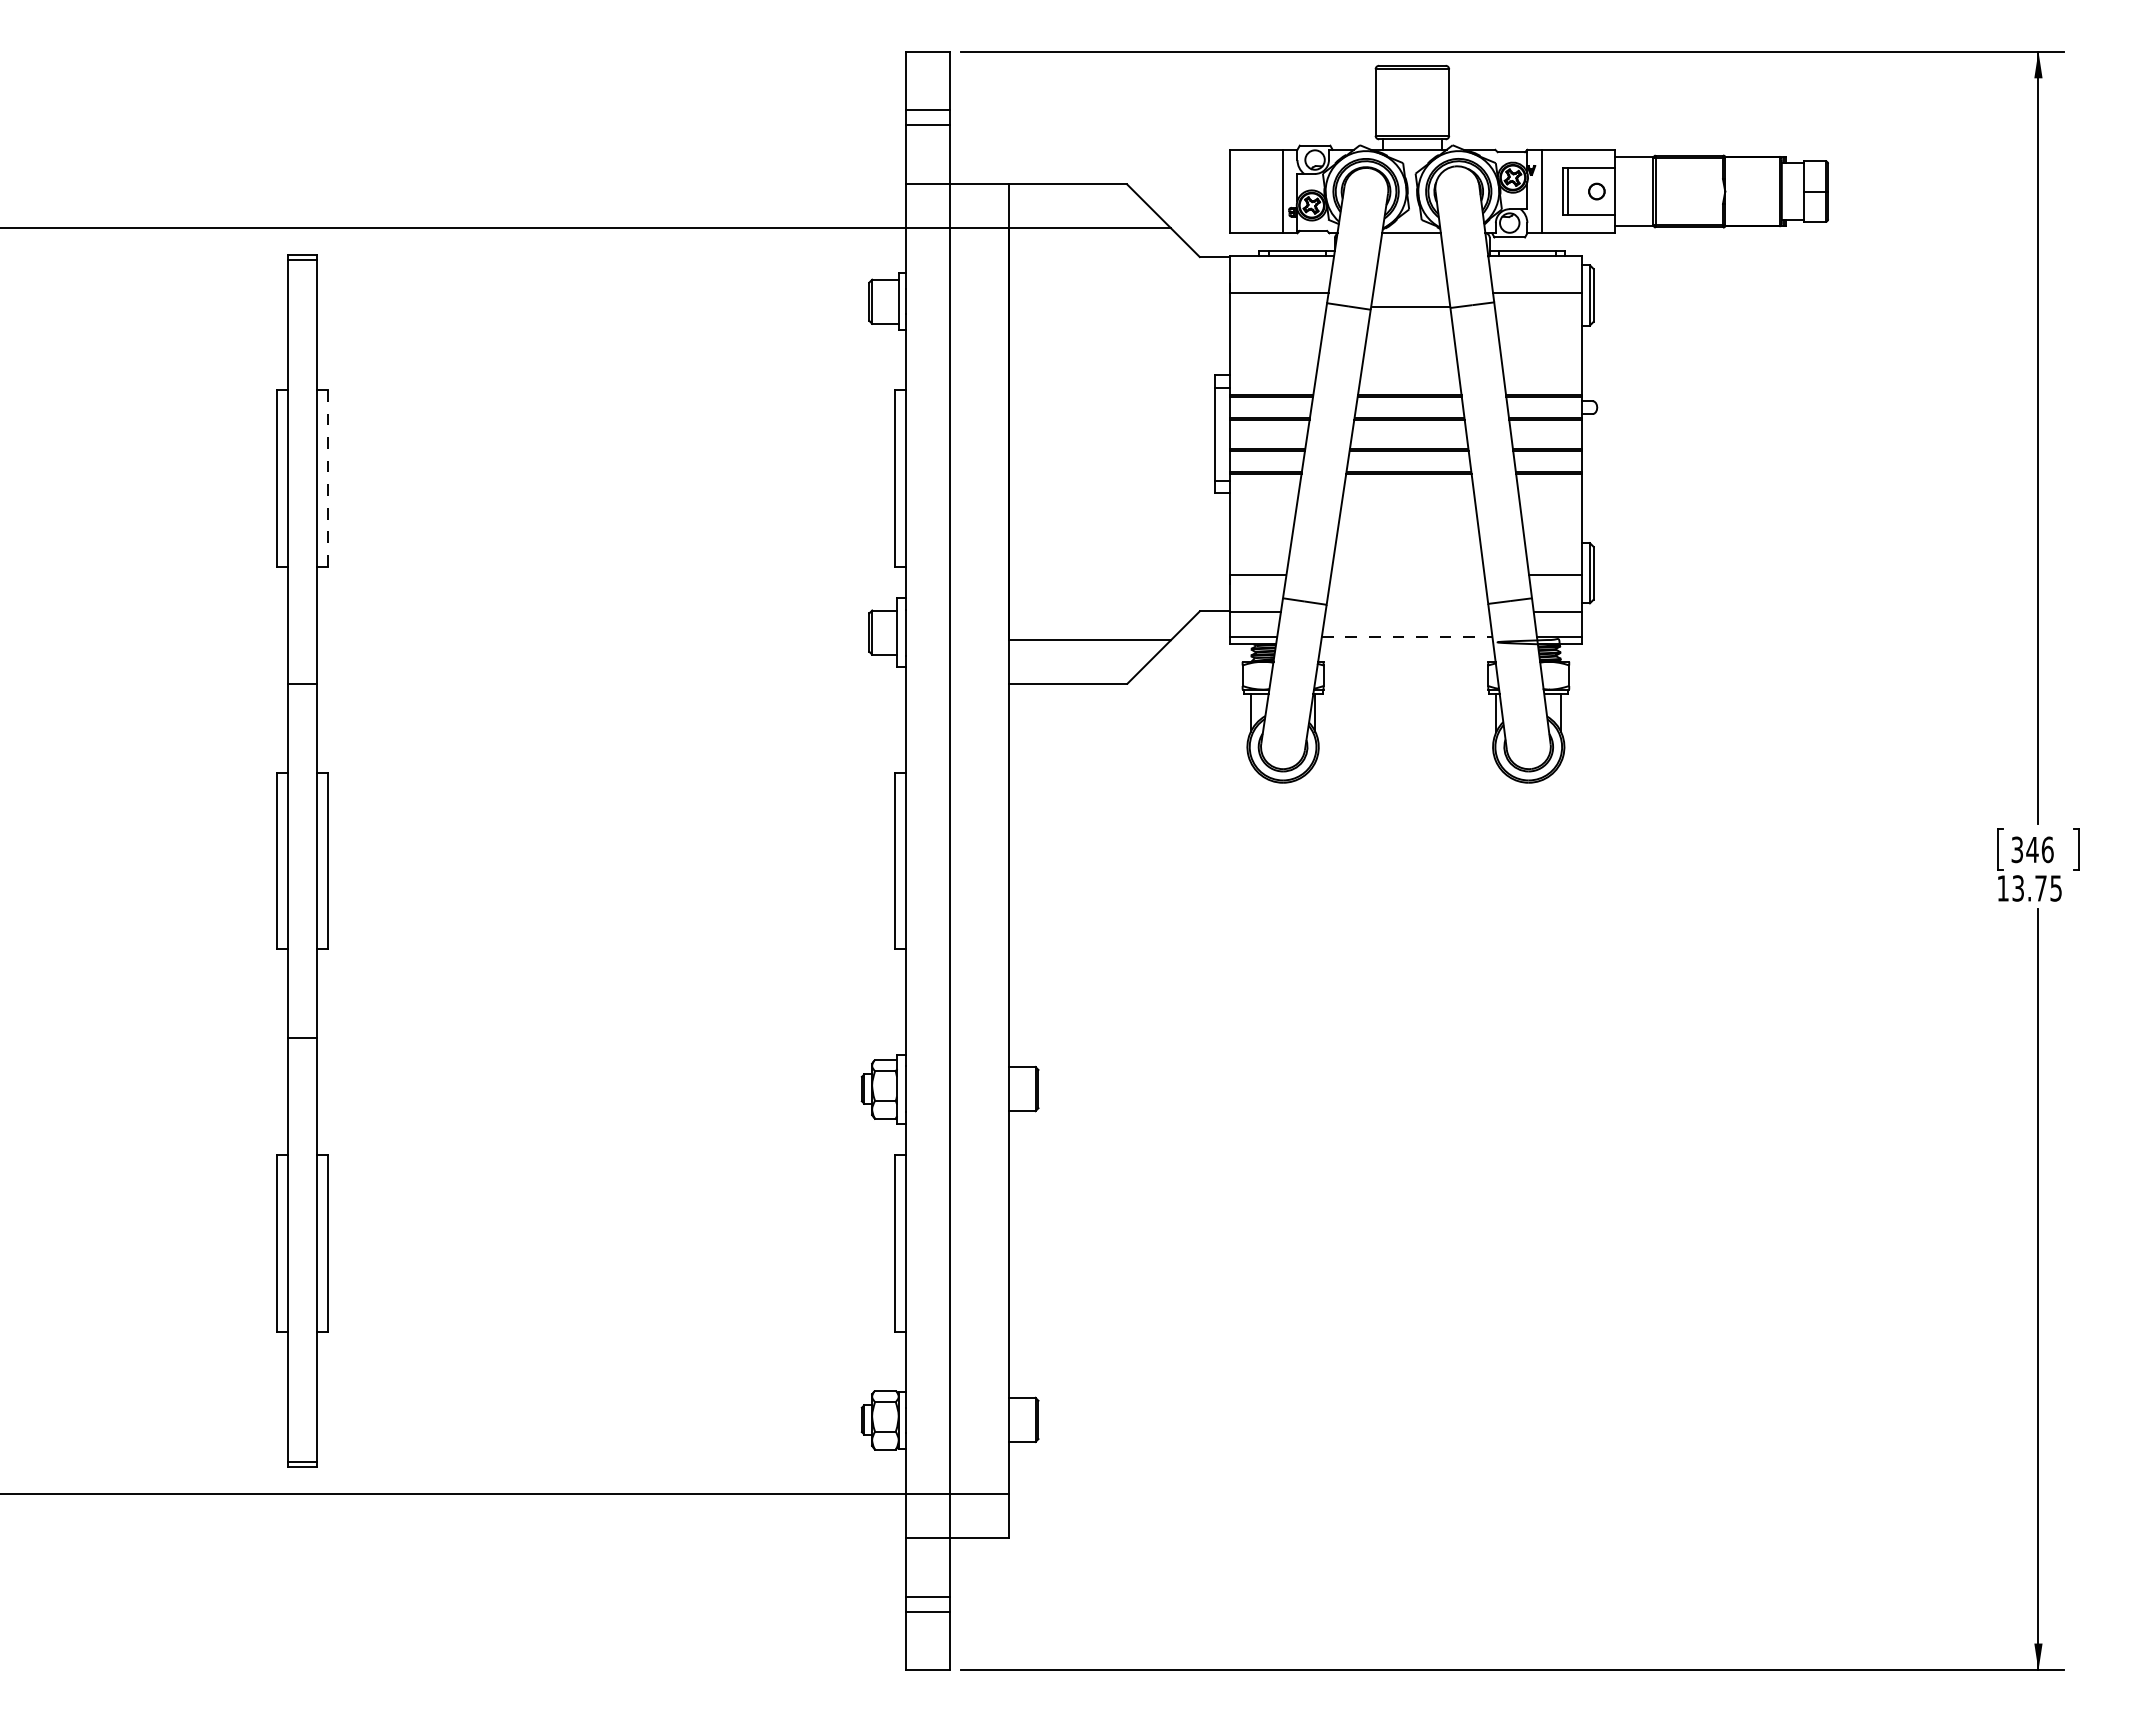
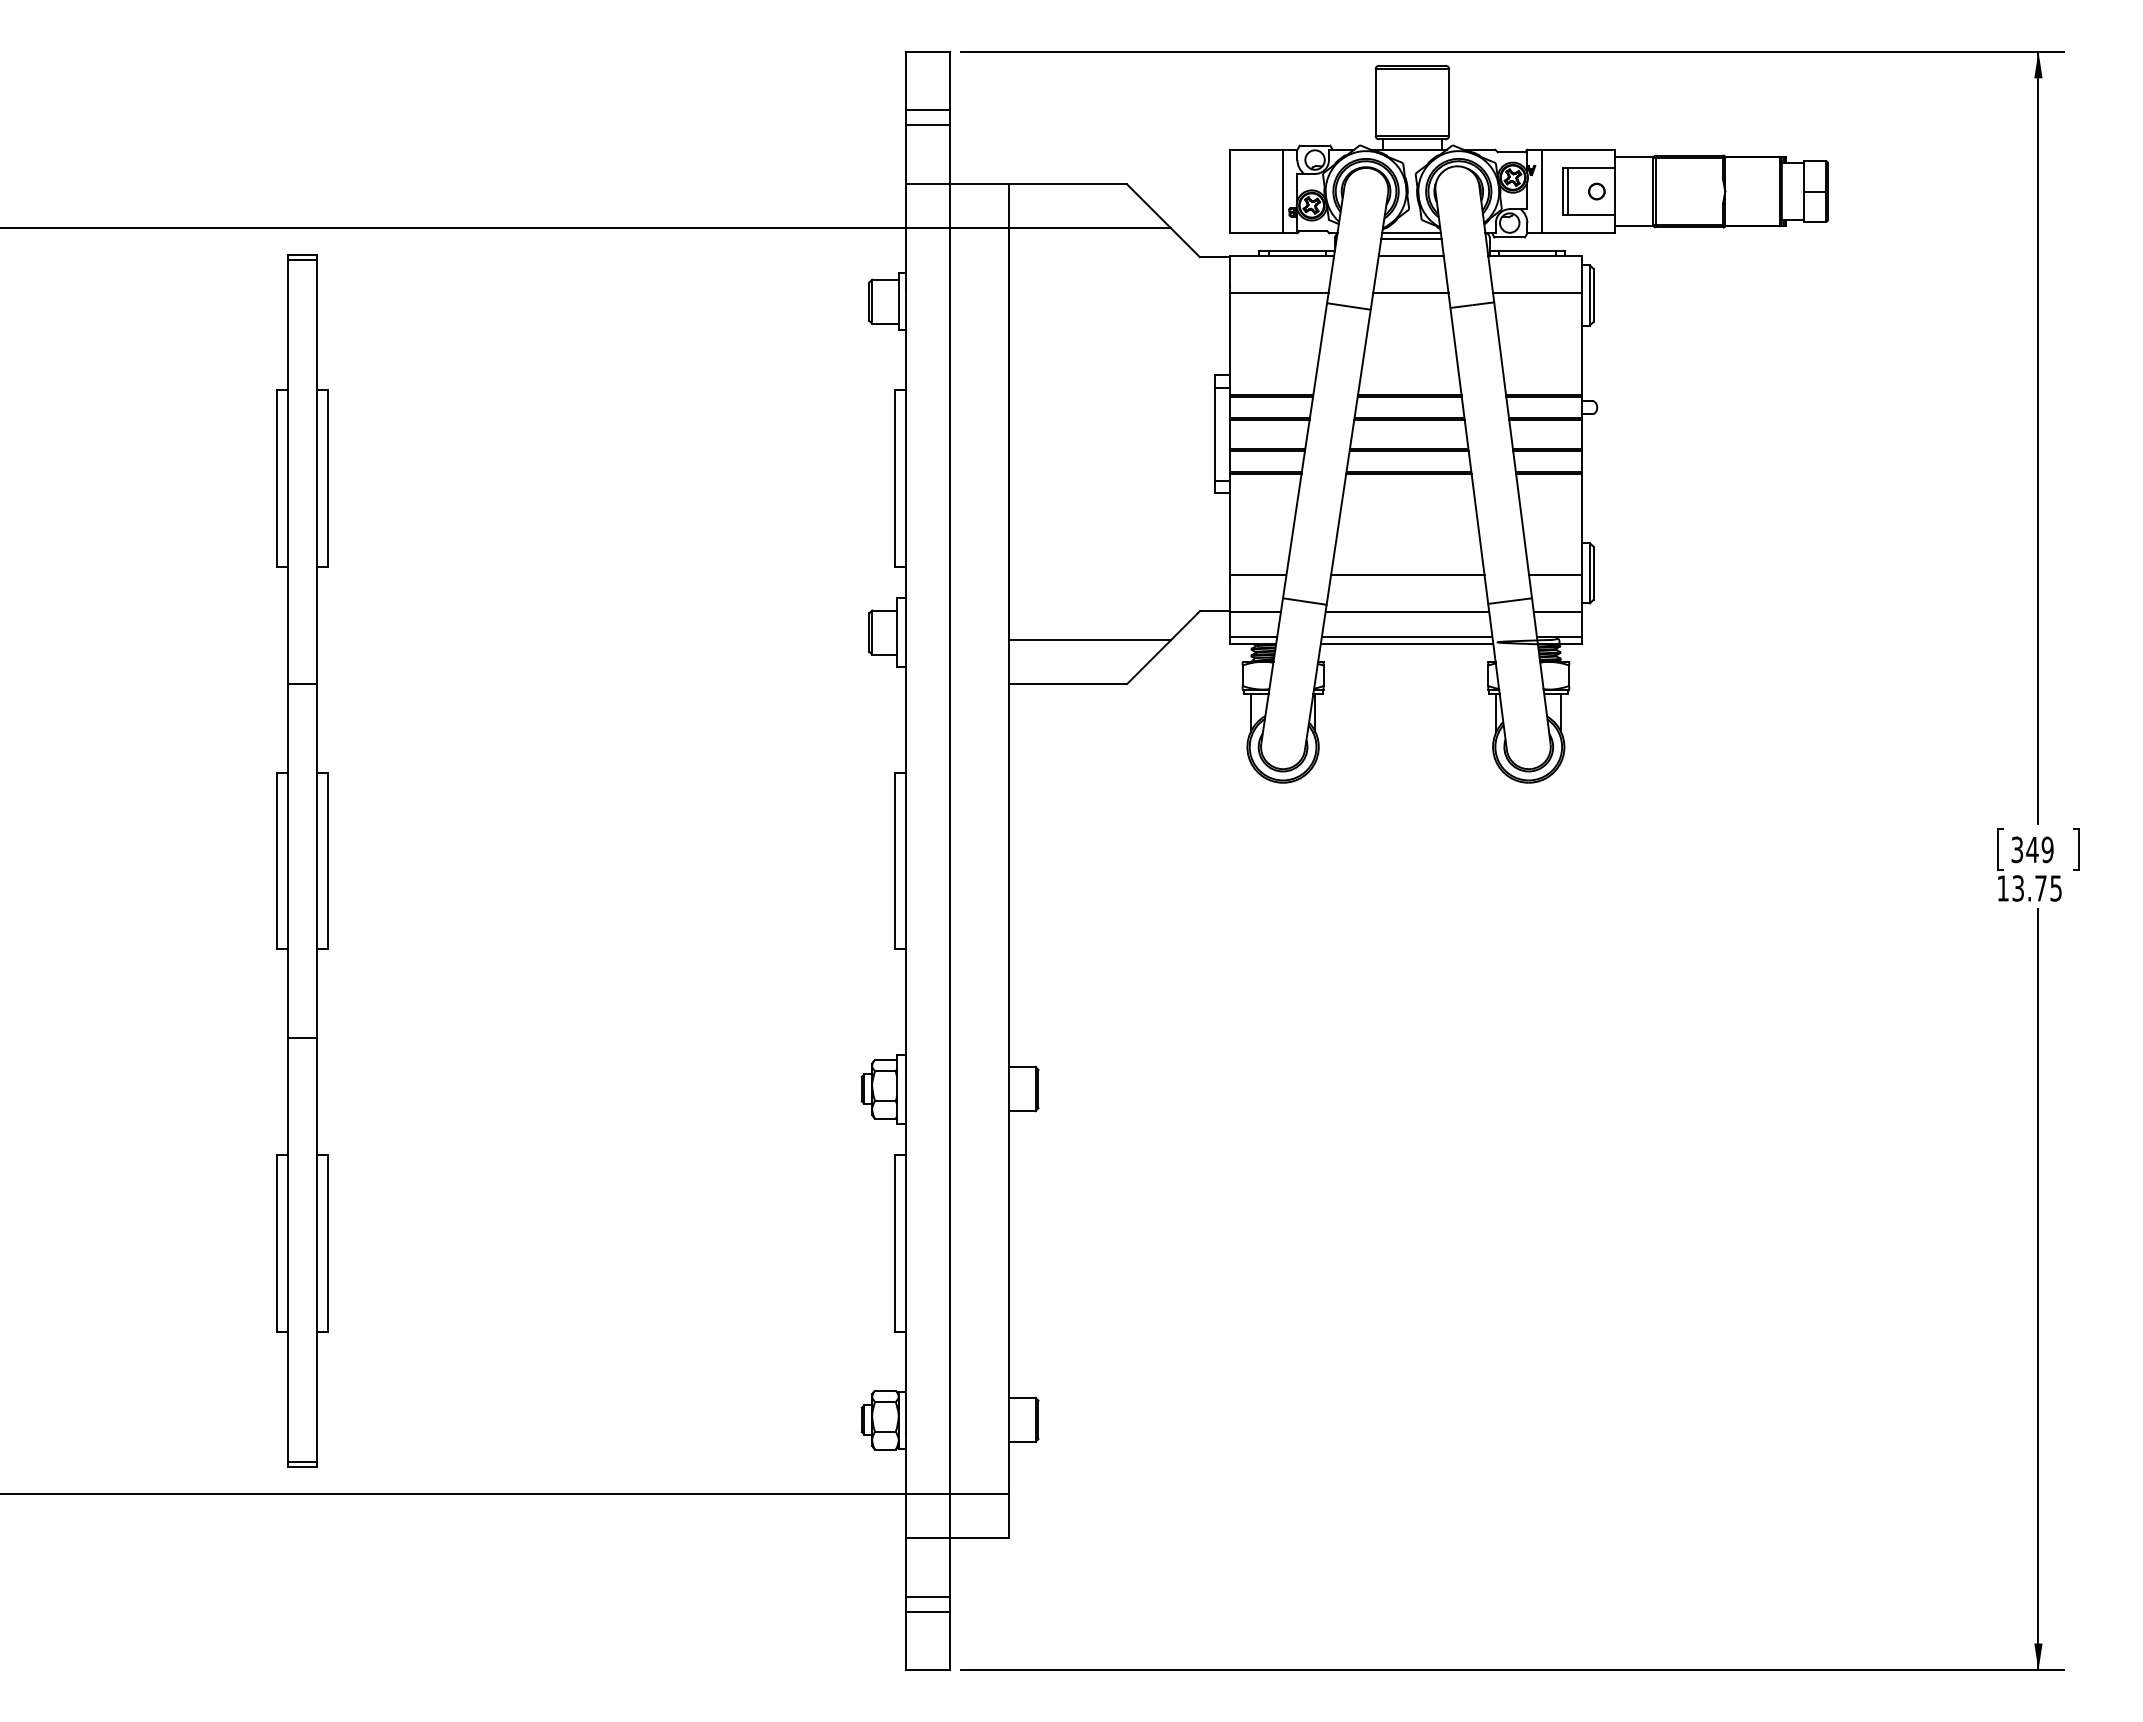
line: none -> present (1411, 238)
line: none -> present (1410, 256)
line position: (1410, 307) -> (1410, 293) (1410, 293)
line: dashed -> solid (327, 478)
line: none -> present (1407, 575)
line: none -> present (1407, 611)
line: dashed -> solid (1407, 636)
line: none -> present (1406, 643)
text: 346 -> 349 (2047, 849)
